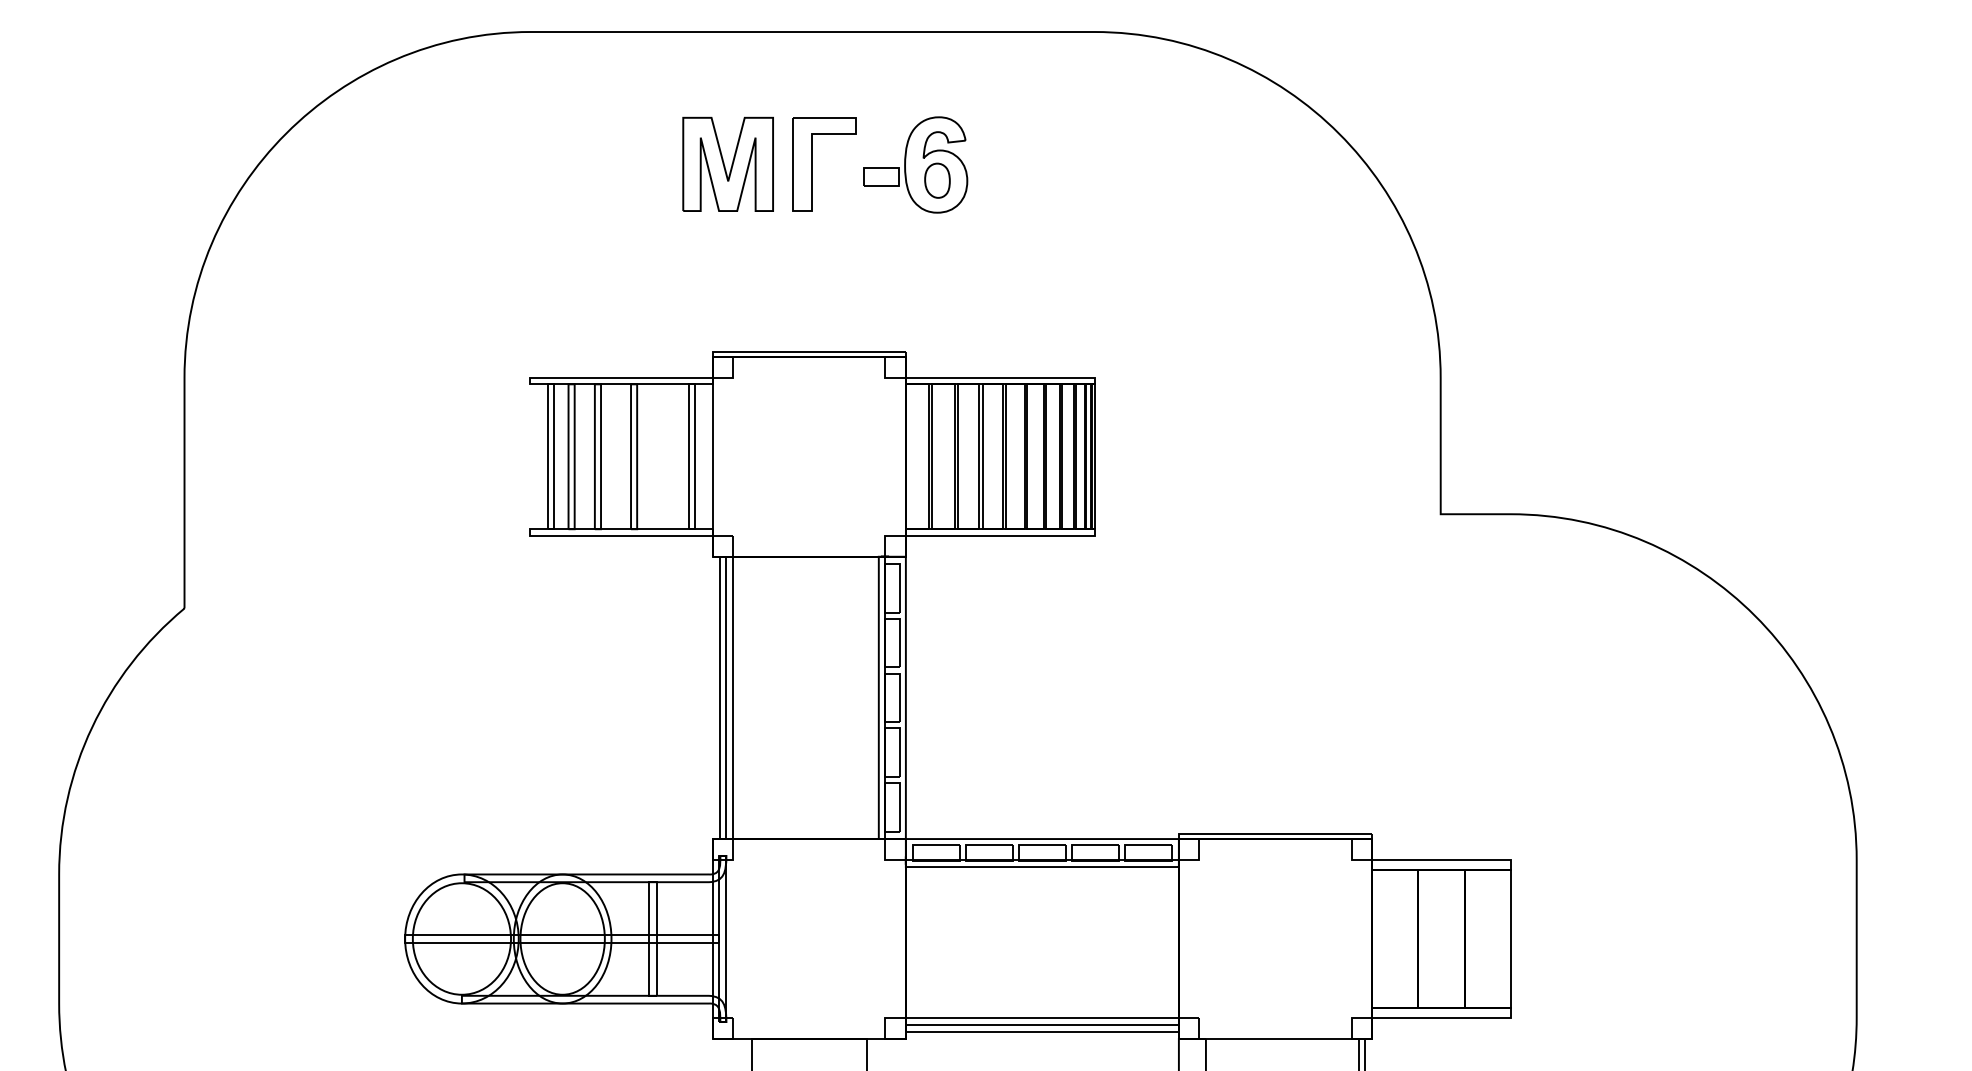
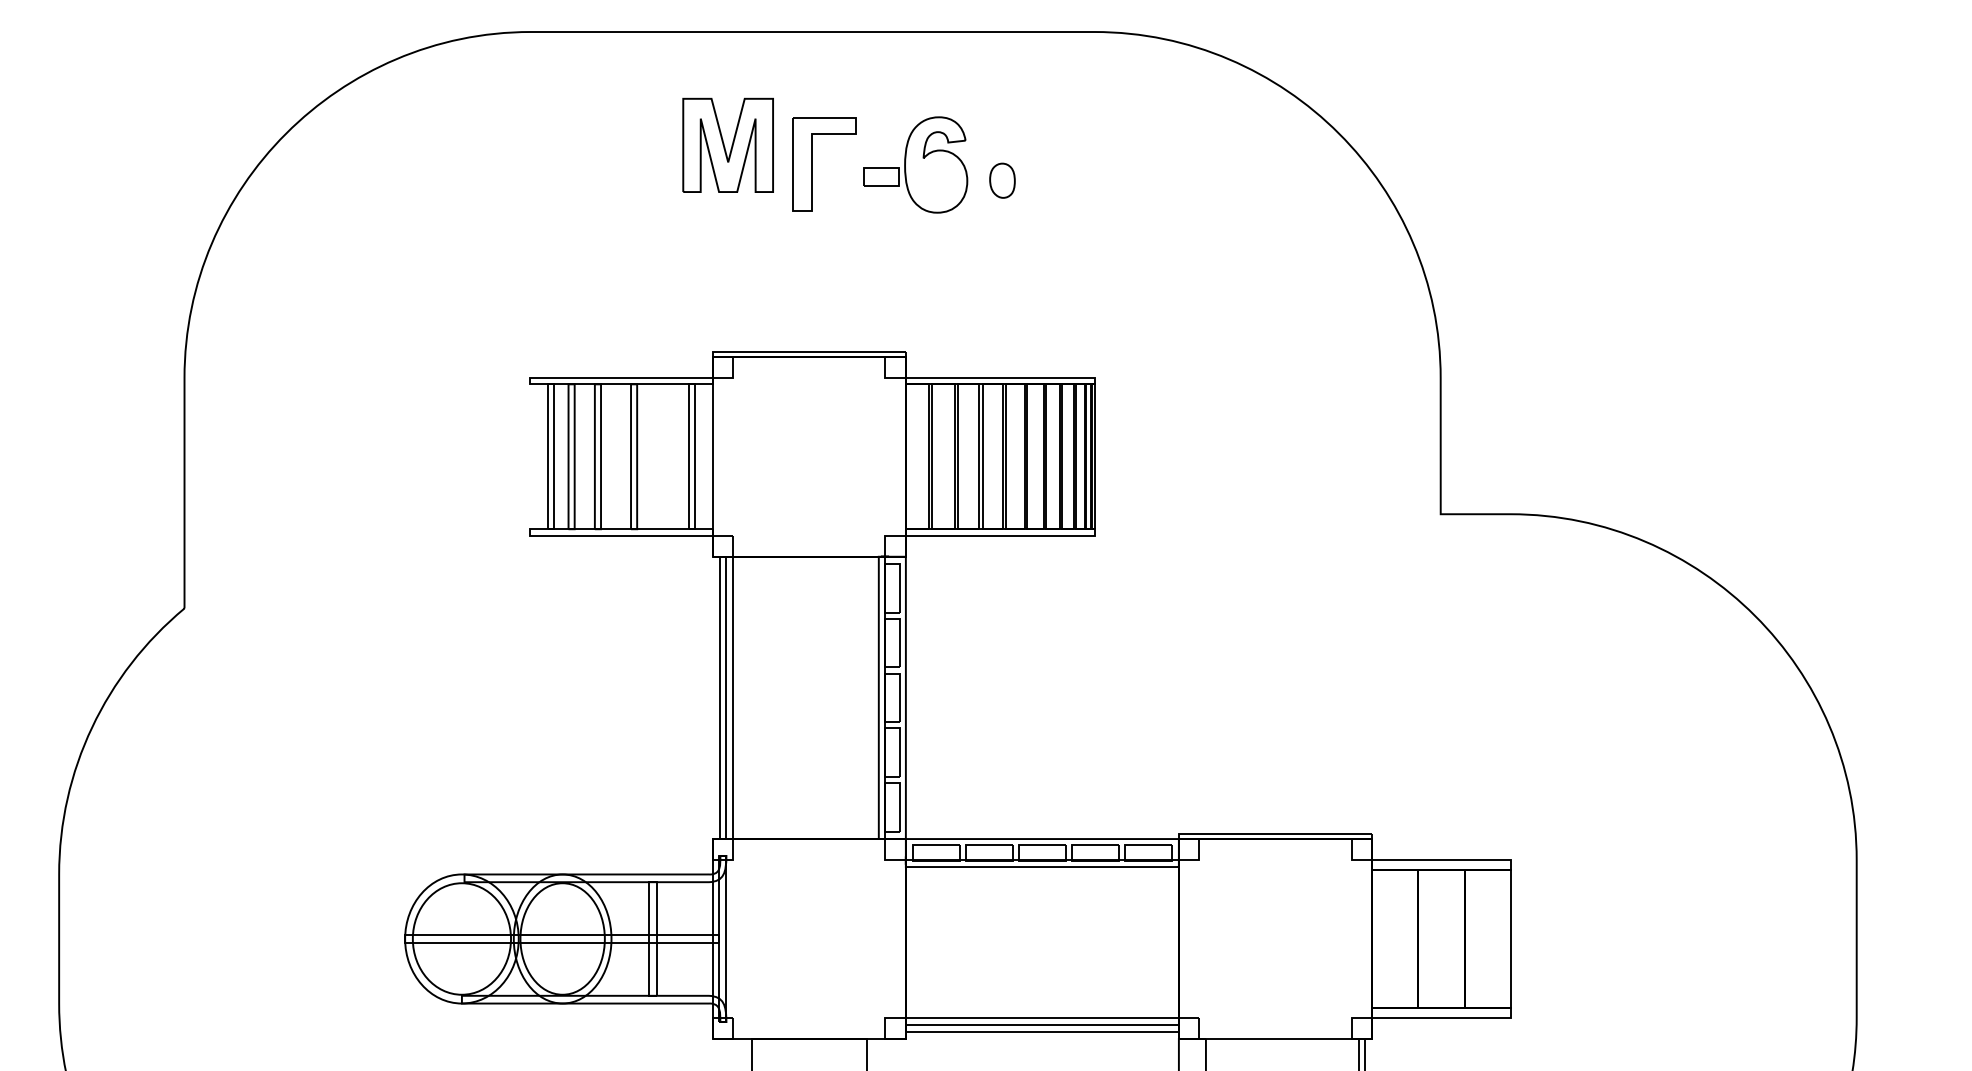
part position: (727, 163) -> (727, 144) (727, 144)
part position: (937, 180) -> (1002, 180) (1002, 180)
